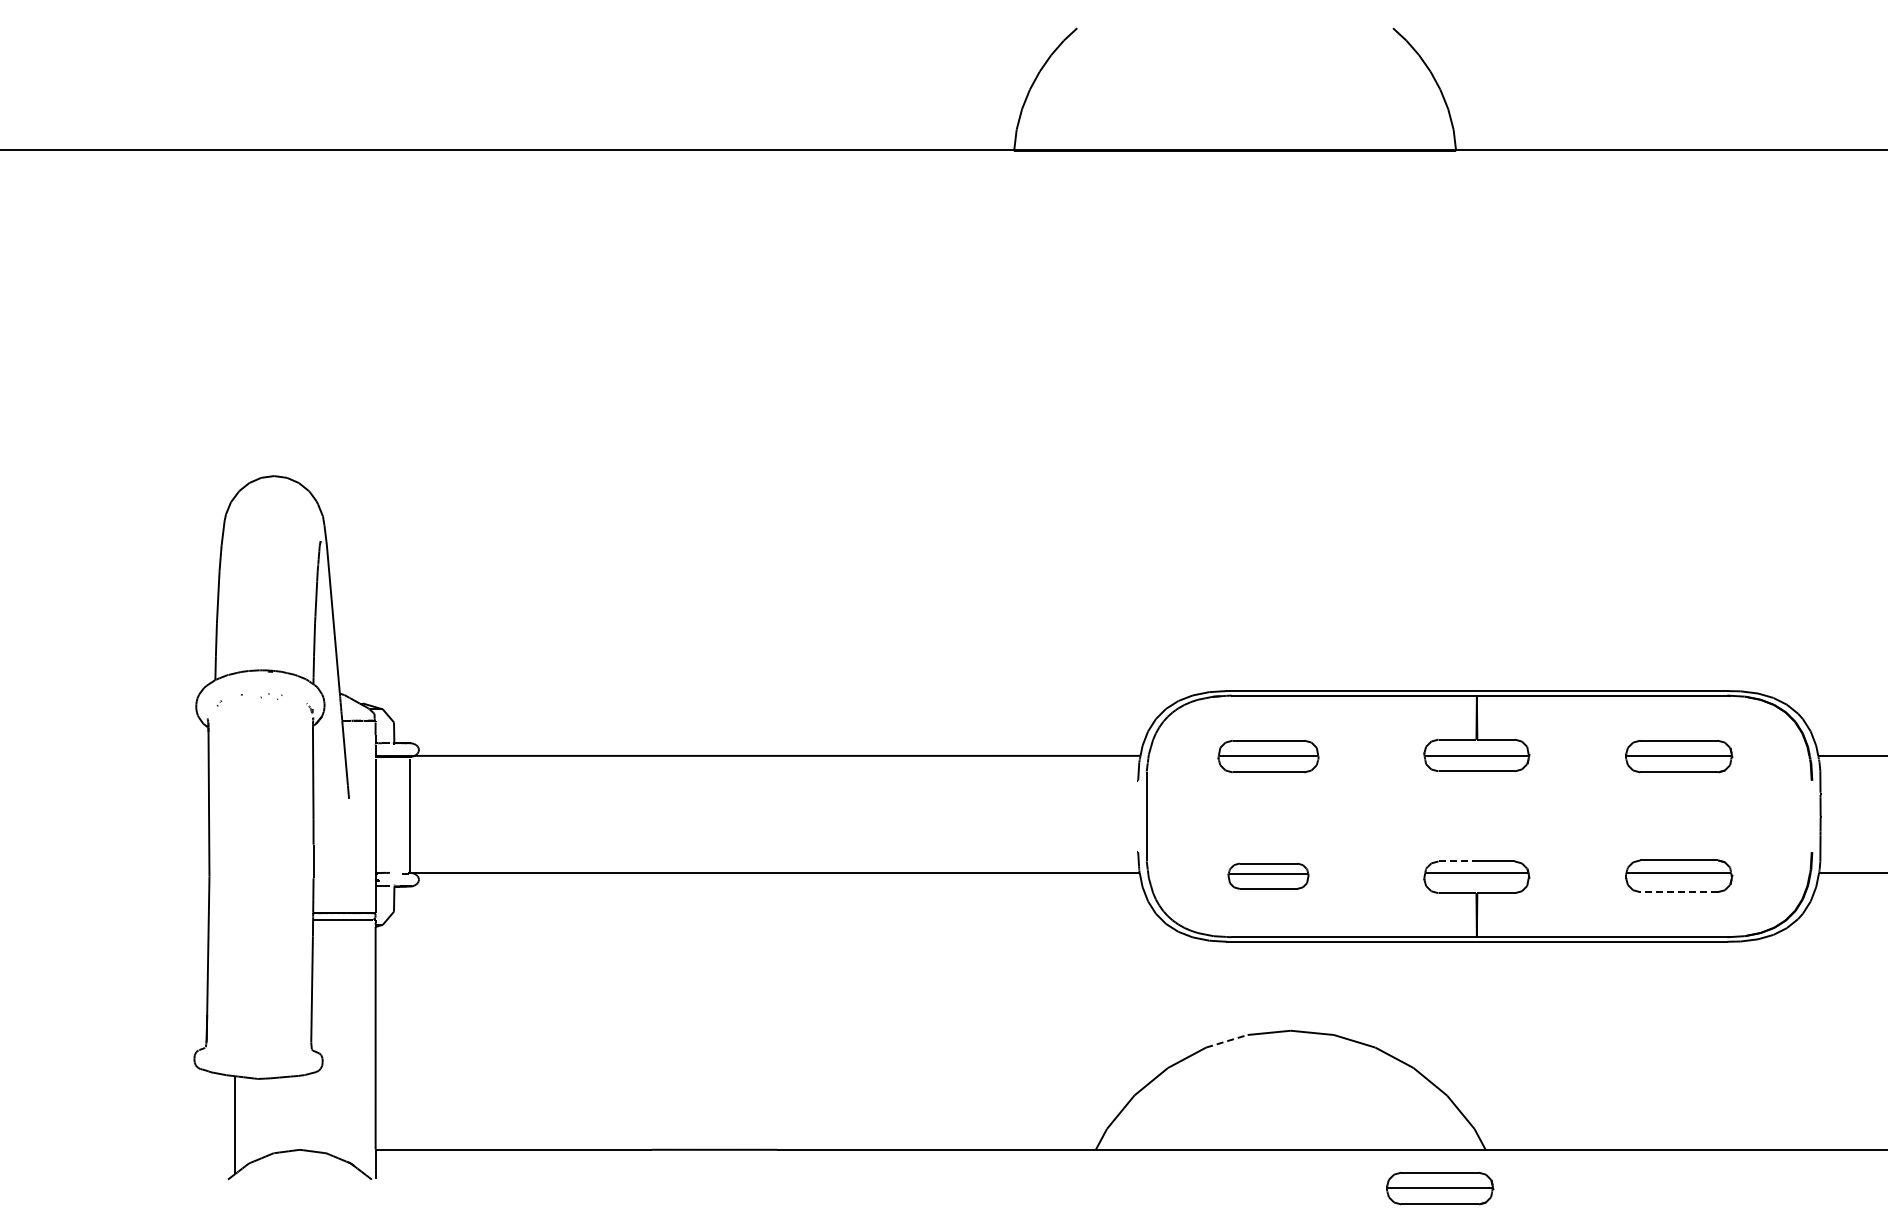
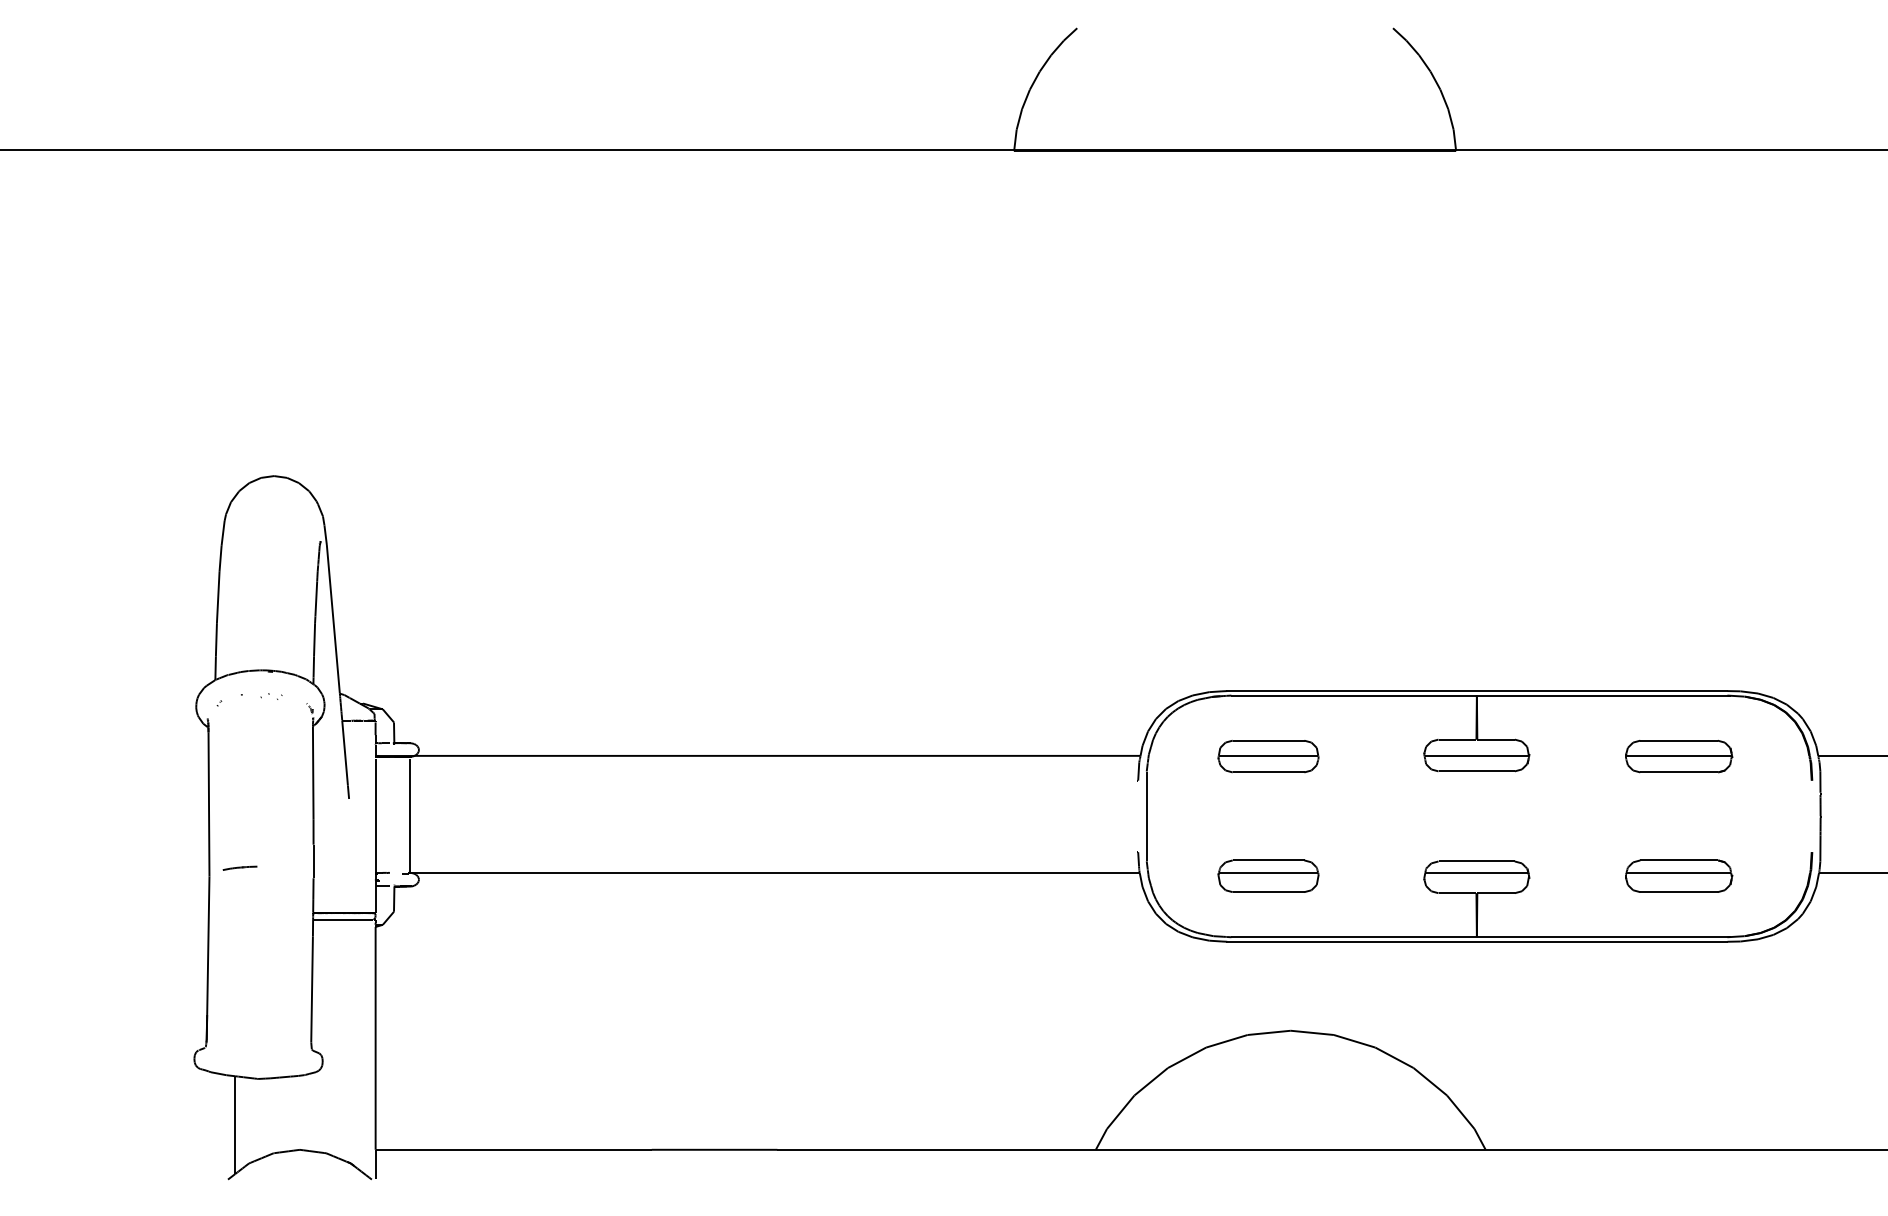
line: dashed -> solid (1458, 861)
line: none -> present (239, 867)
part size: 83x28 px -> 103x34 px (1268, 875)
line: dashed -> solid (1679, 892)
line: dashed -> solid (1226, 1041)
part: present -> none (1440, 1188)
